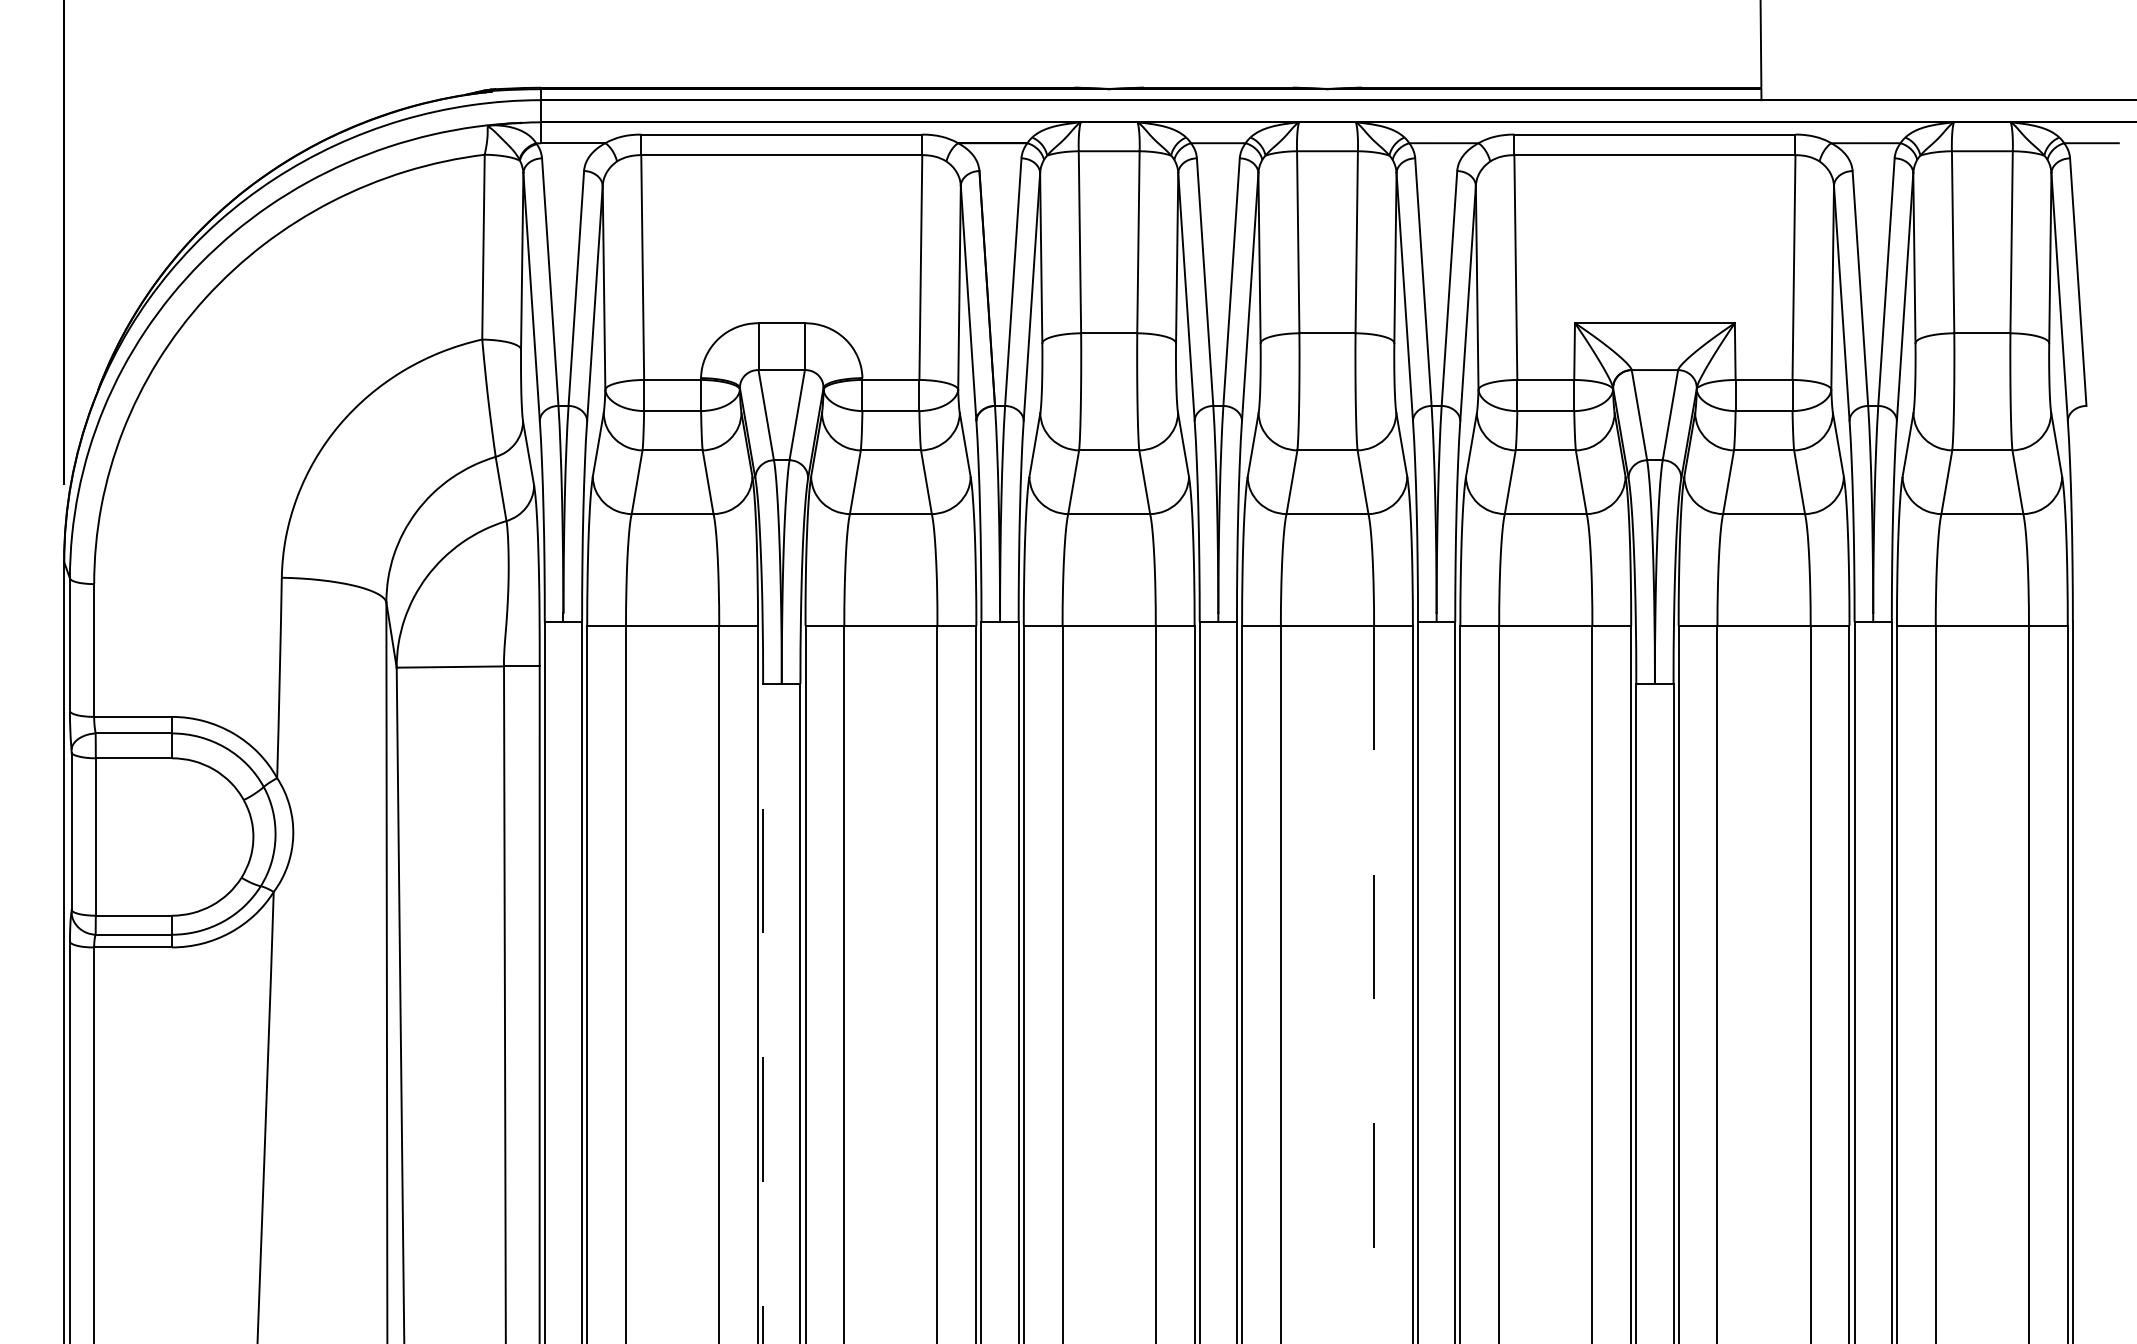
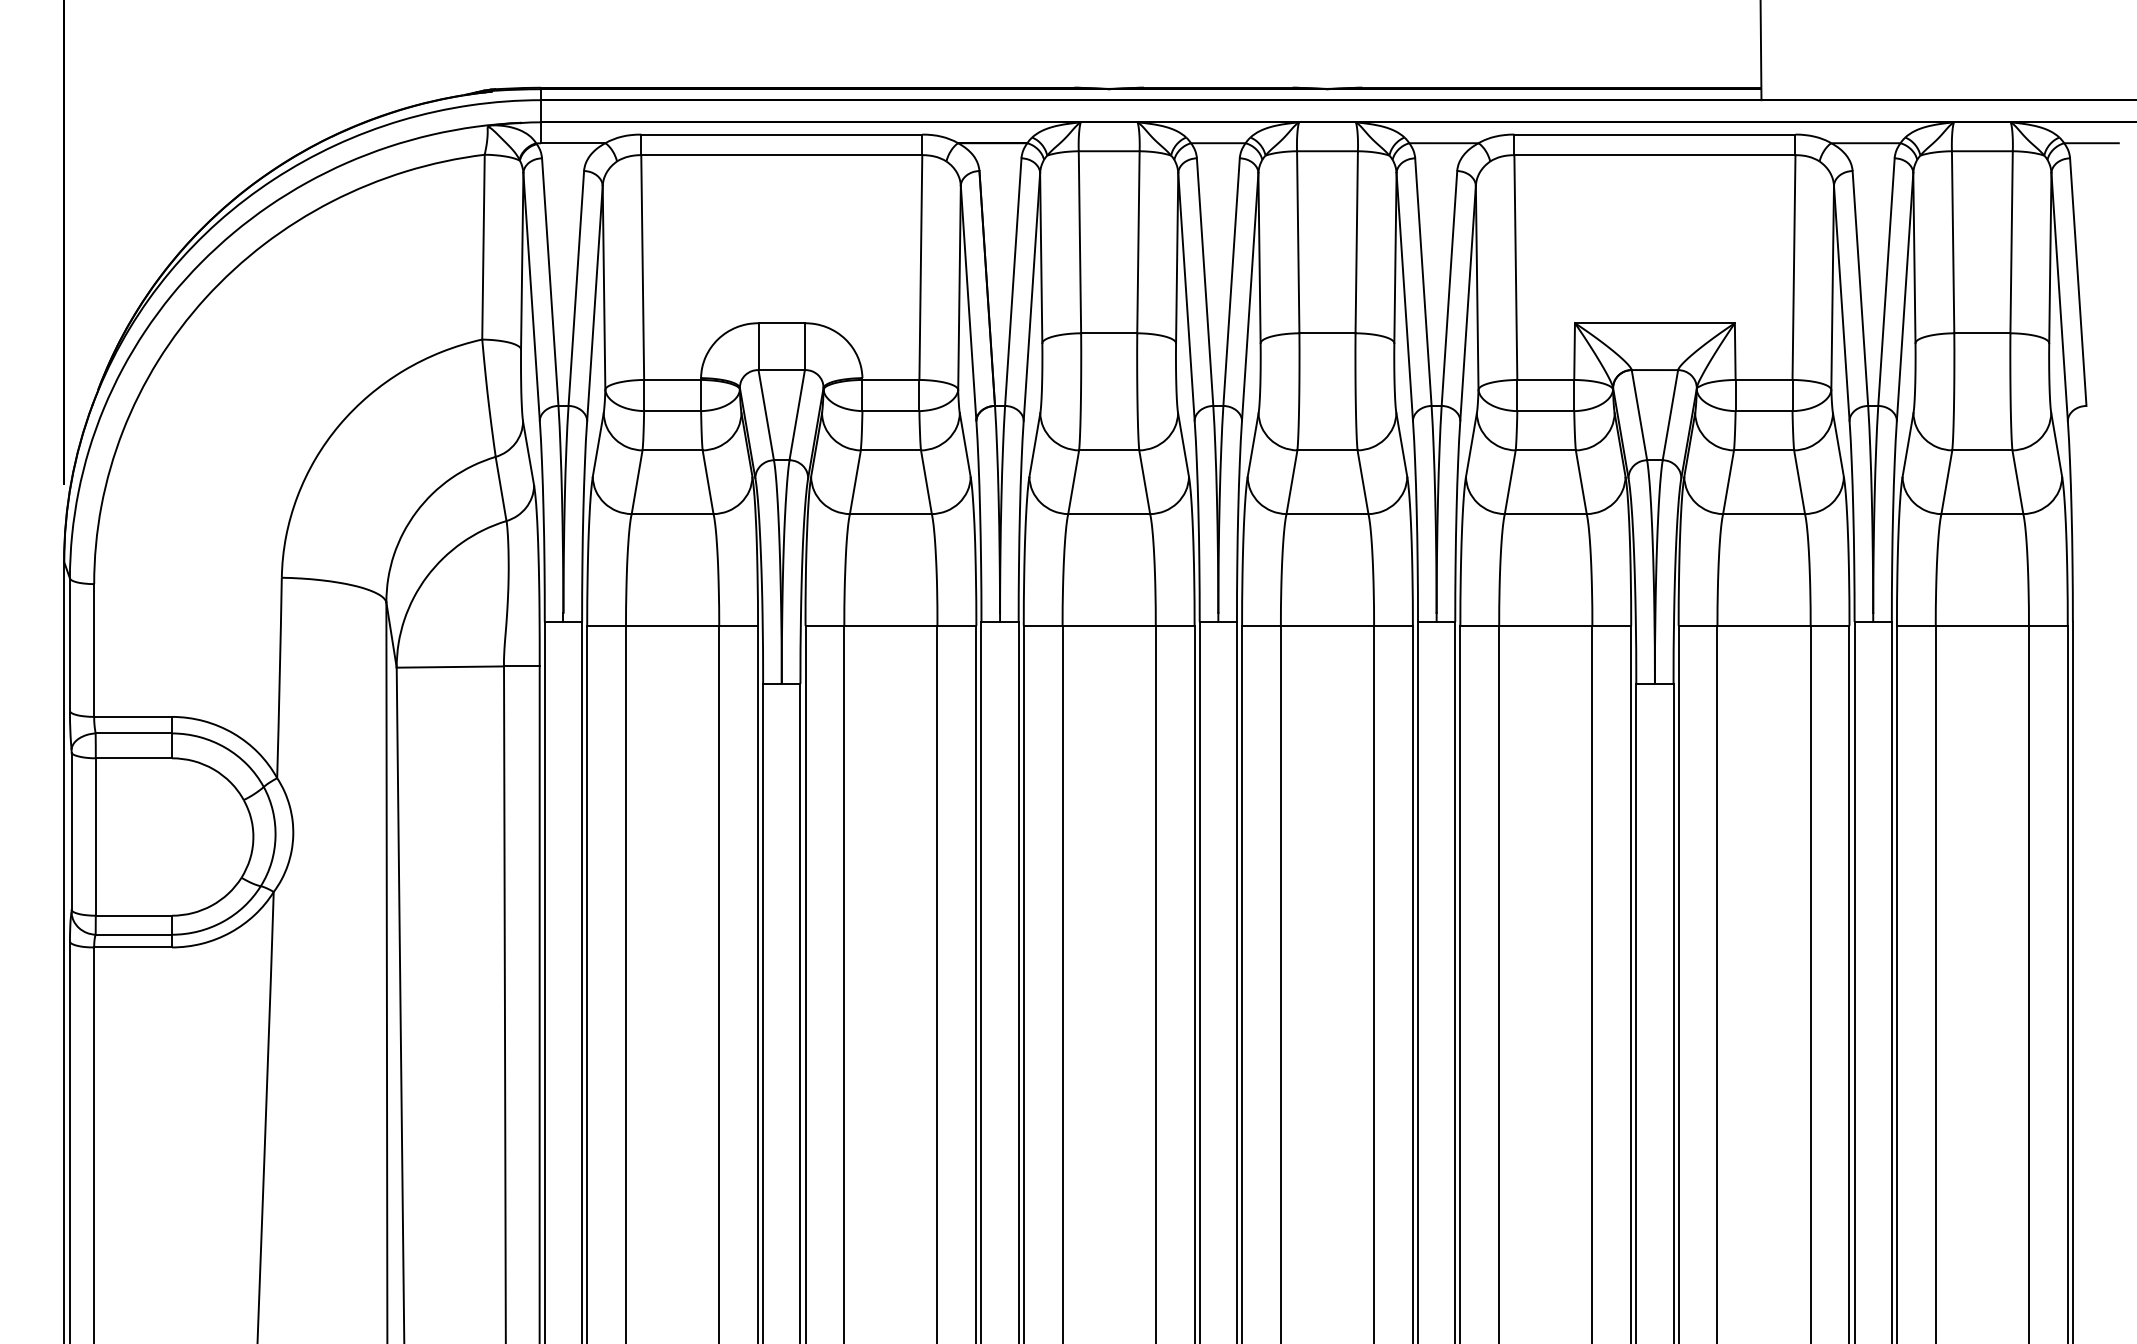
line: dashed -> solid (1374, 984)
line: dashed -> solid (763, 1013)
